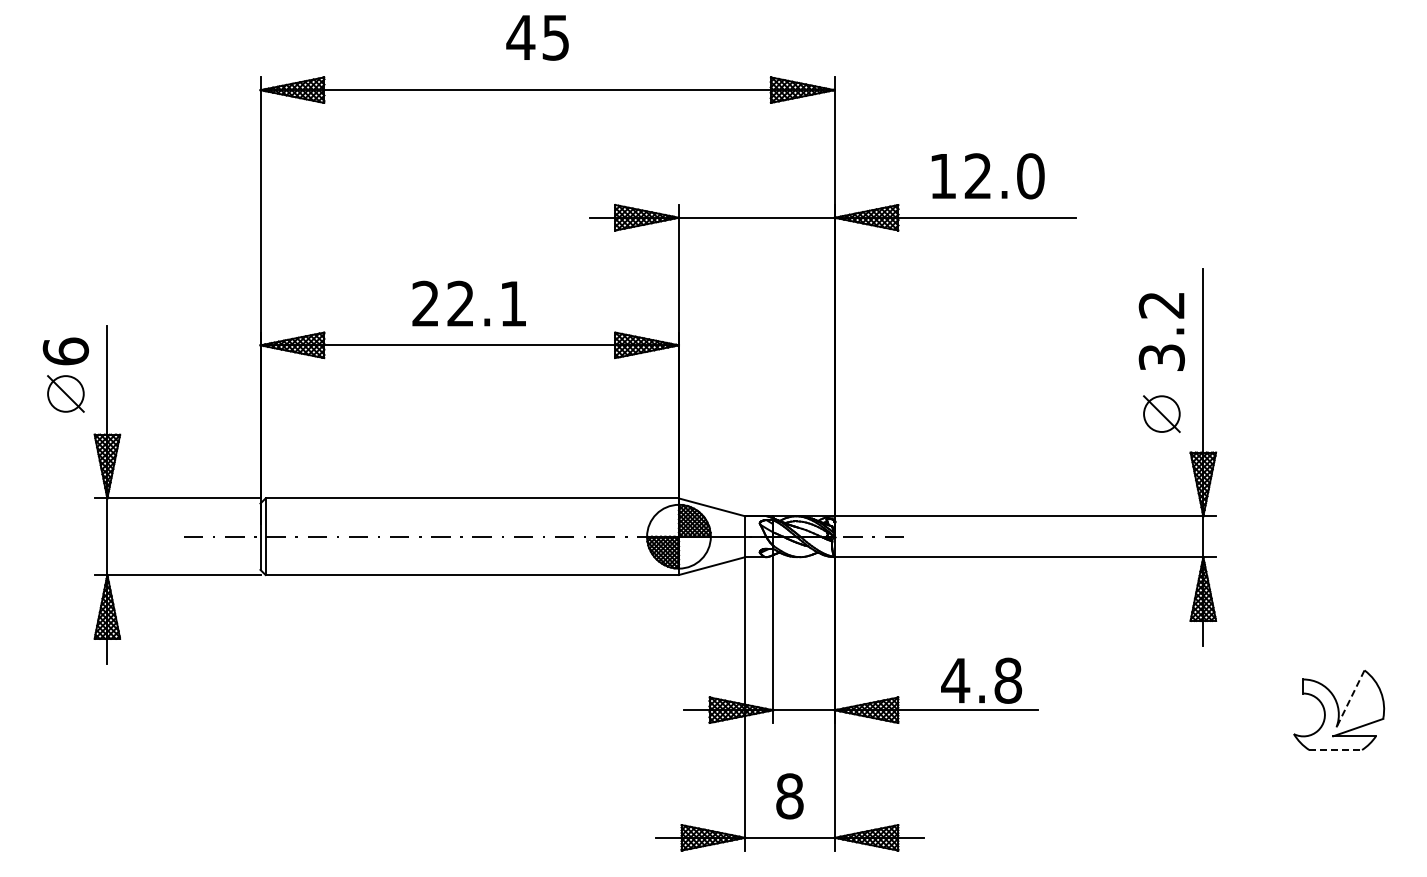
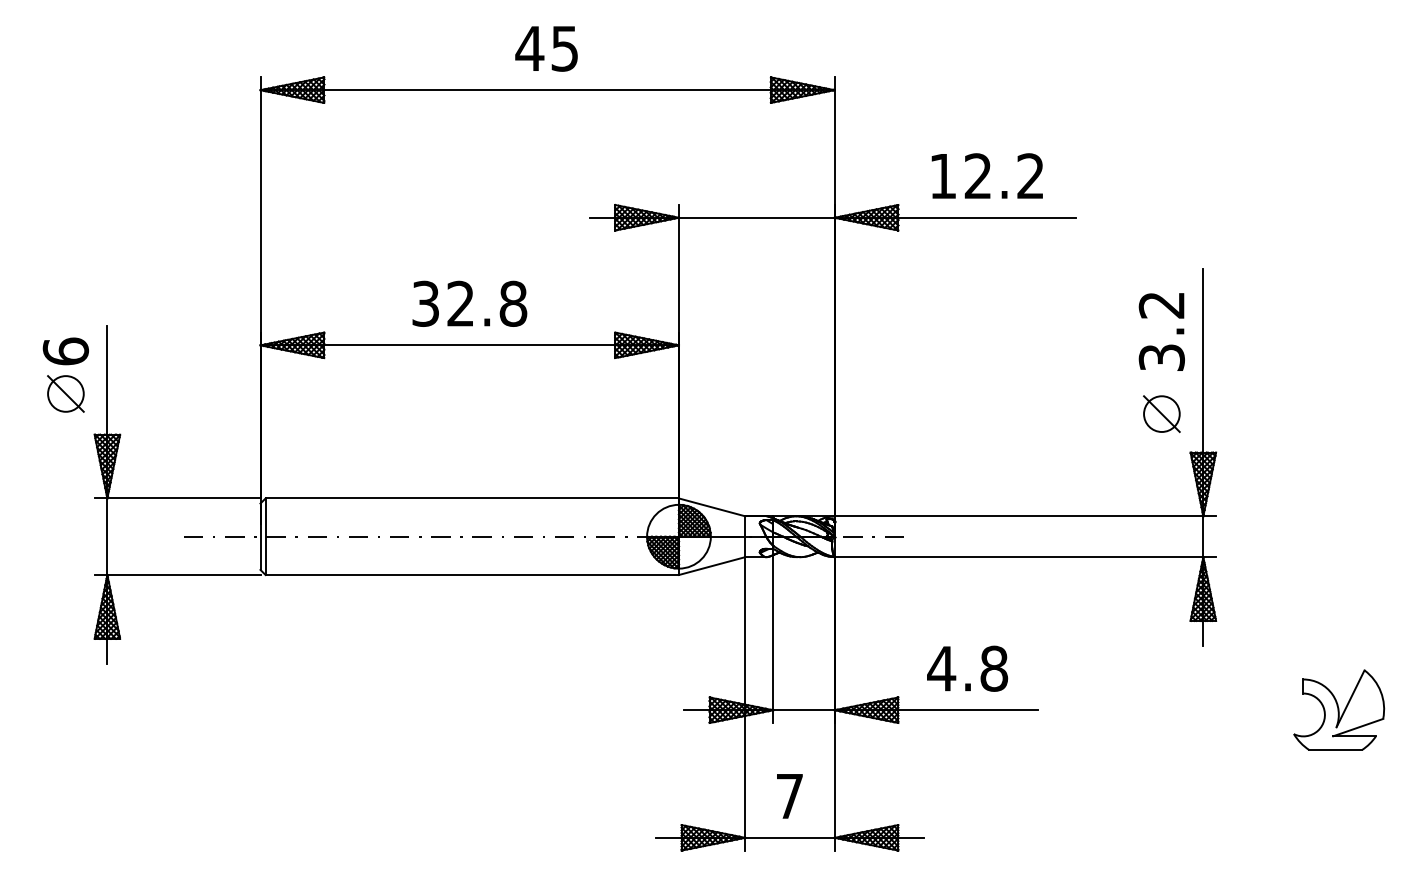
text position: (537, 37) -> (546, 48) (546, 48)
text: 12.0 -> 12.2 (1030, 176)
text: 22.1 -> 32.8 (469, 303)
text position: (981, 680) -> (967, 668) (967, 668)
line: dashed -> solid (1350, 698)
line: dashed -> solid (1336, 750)
text: 8 -> 7 (789, 796)
